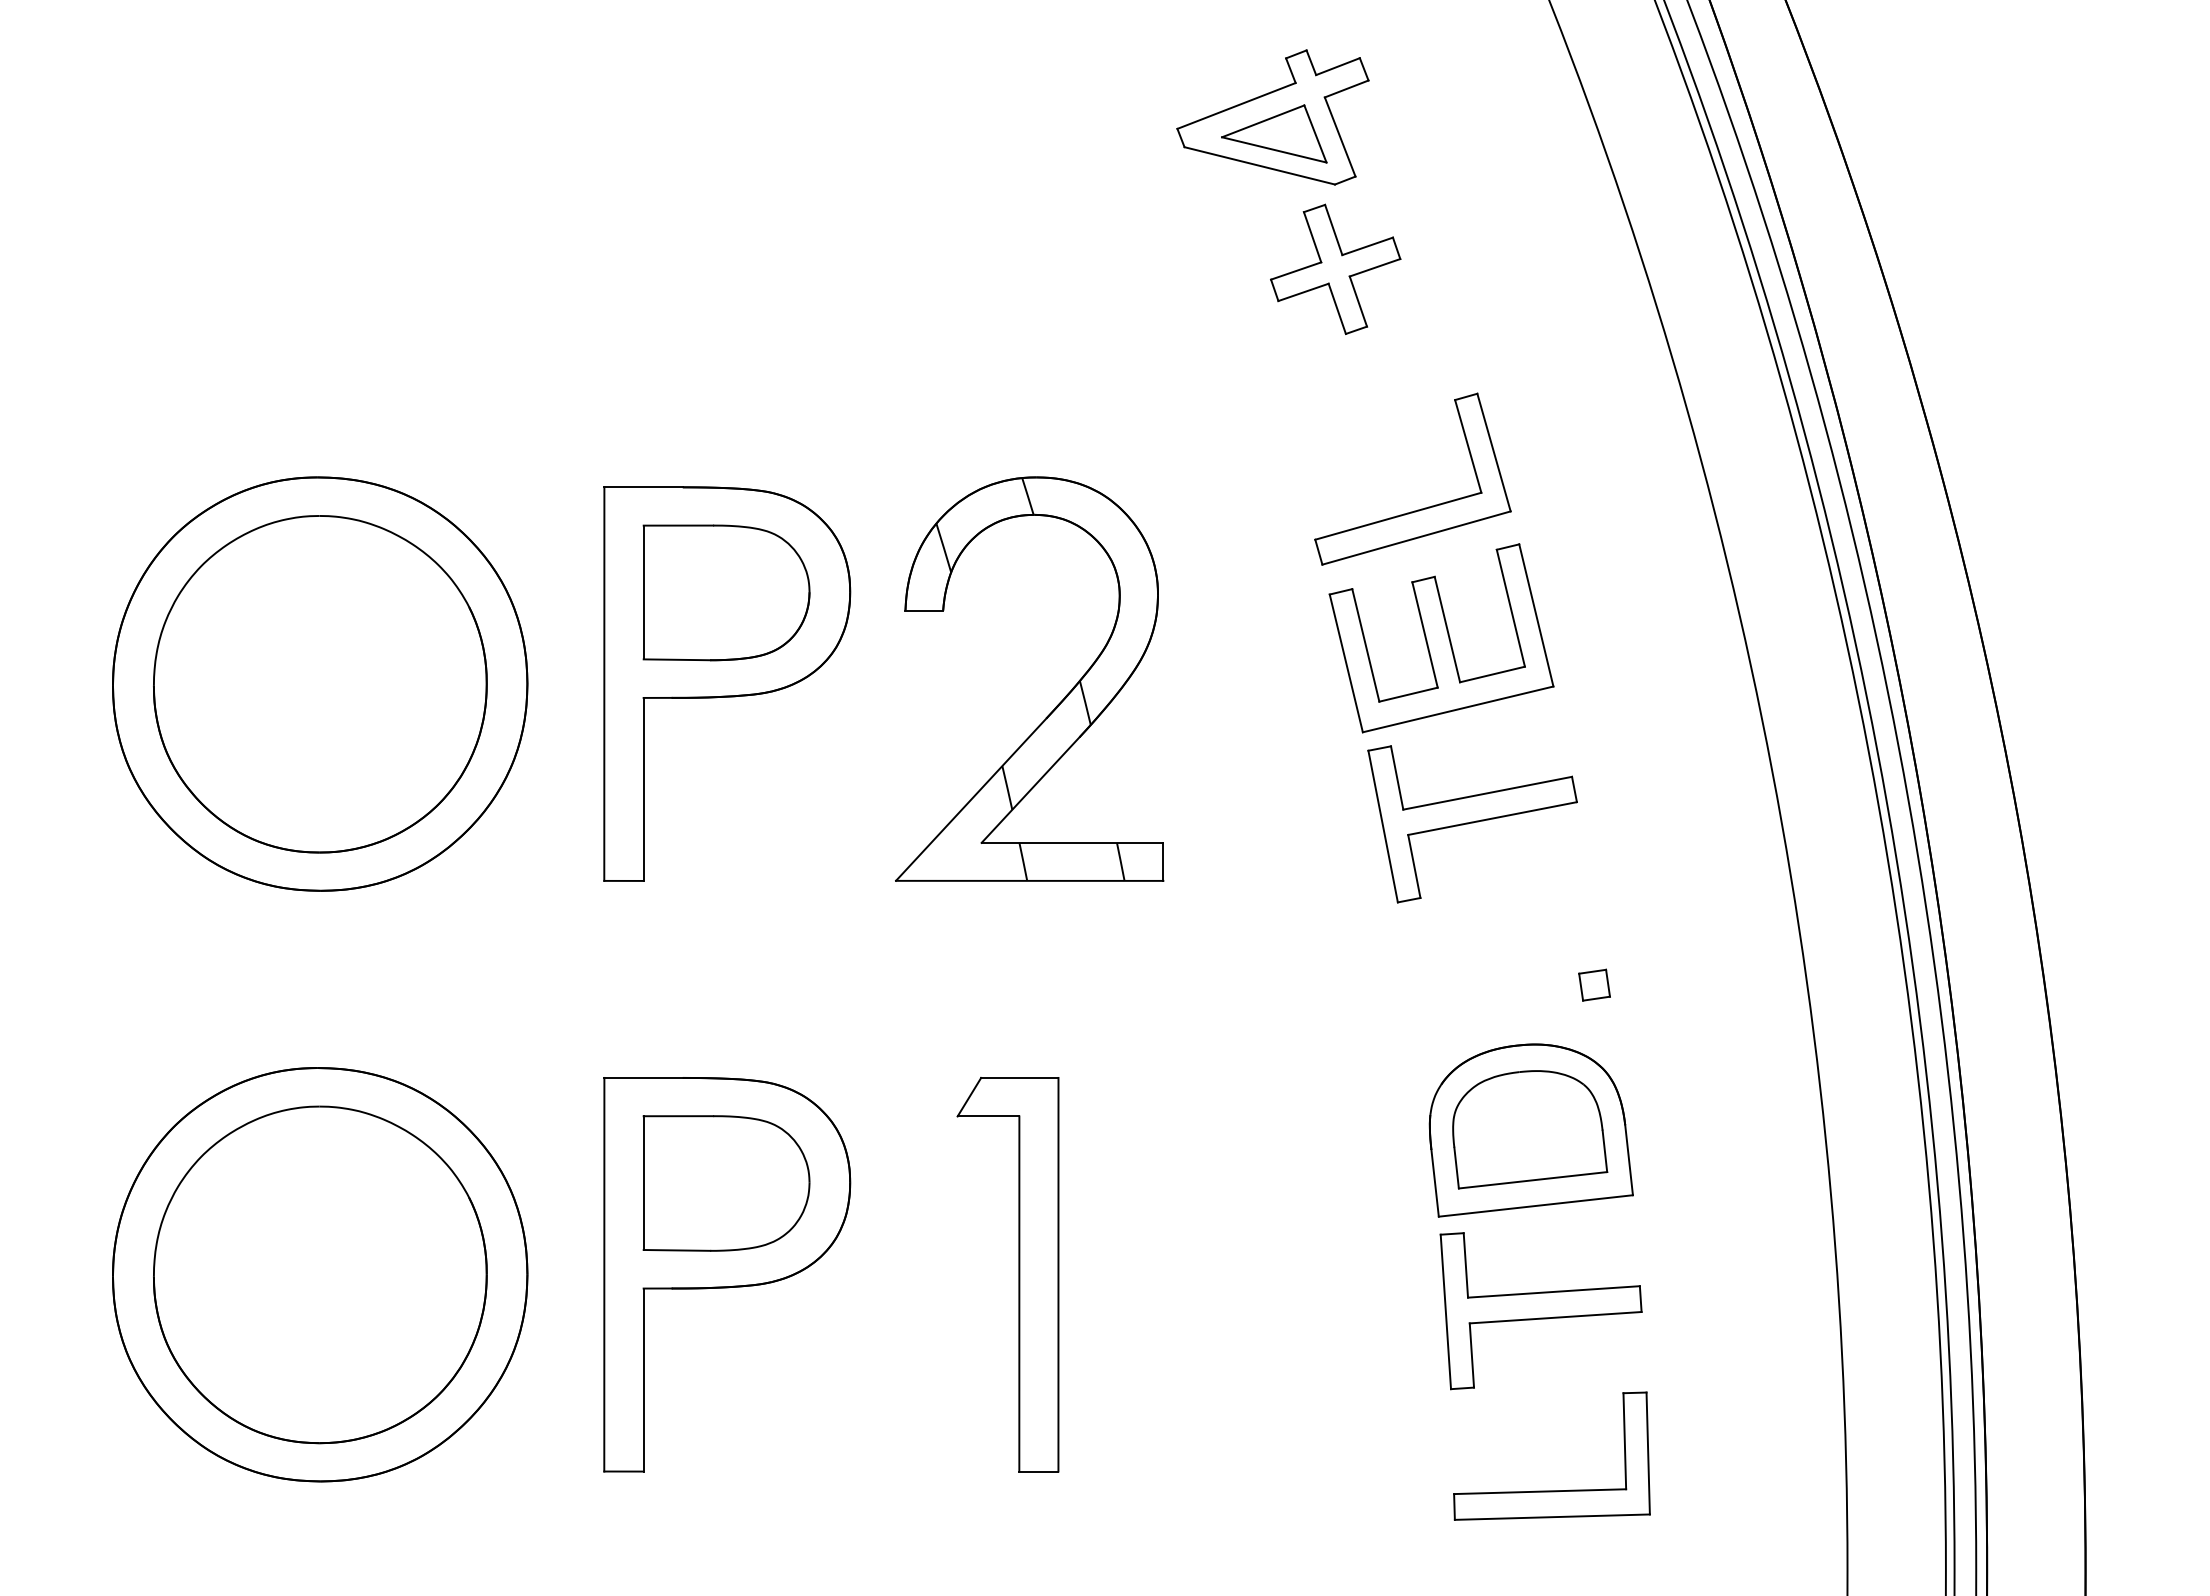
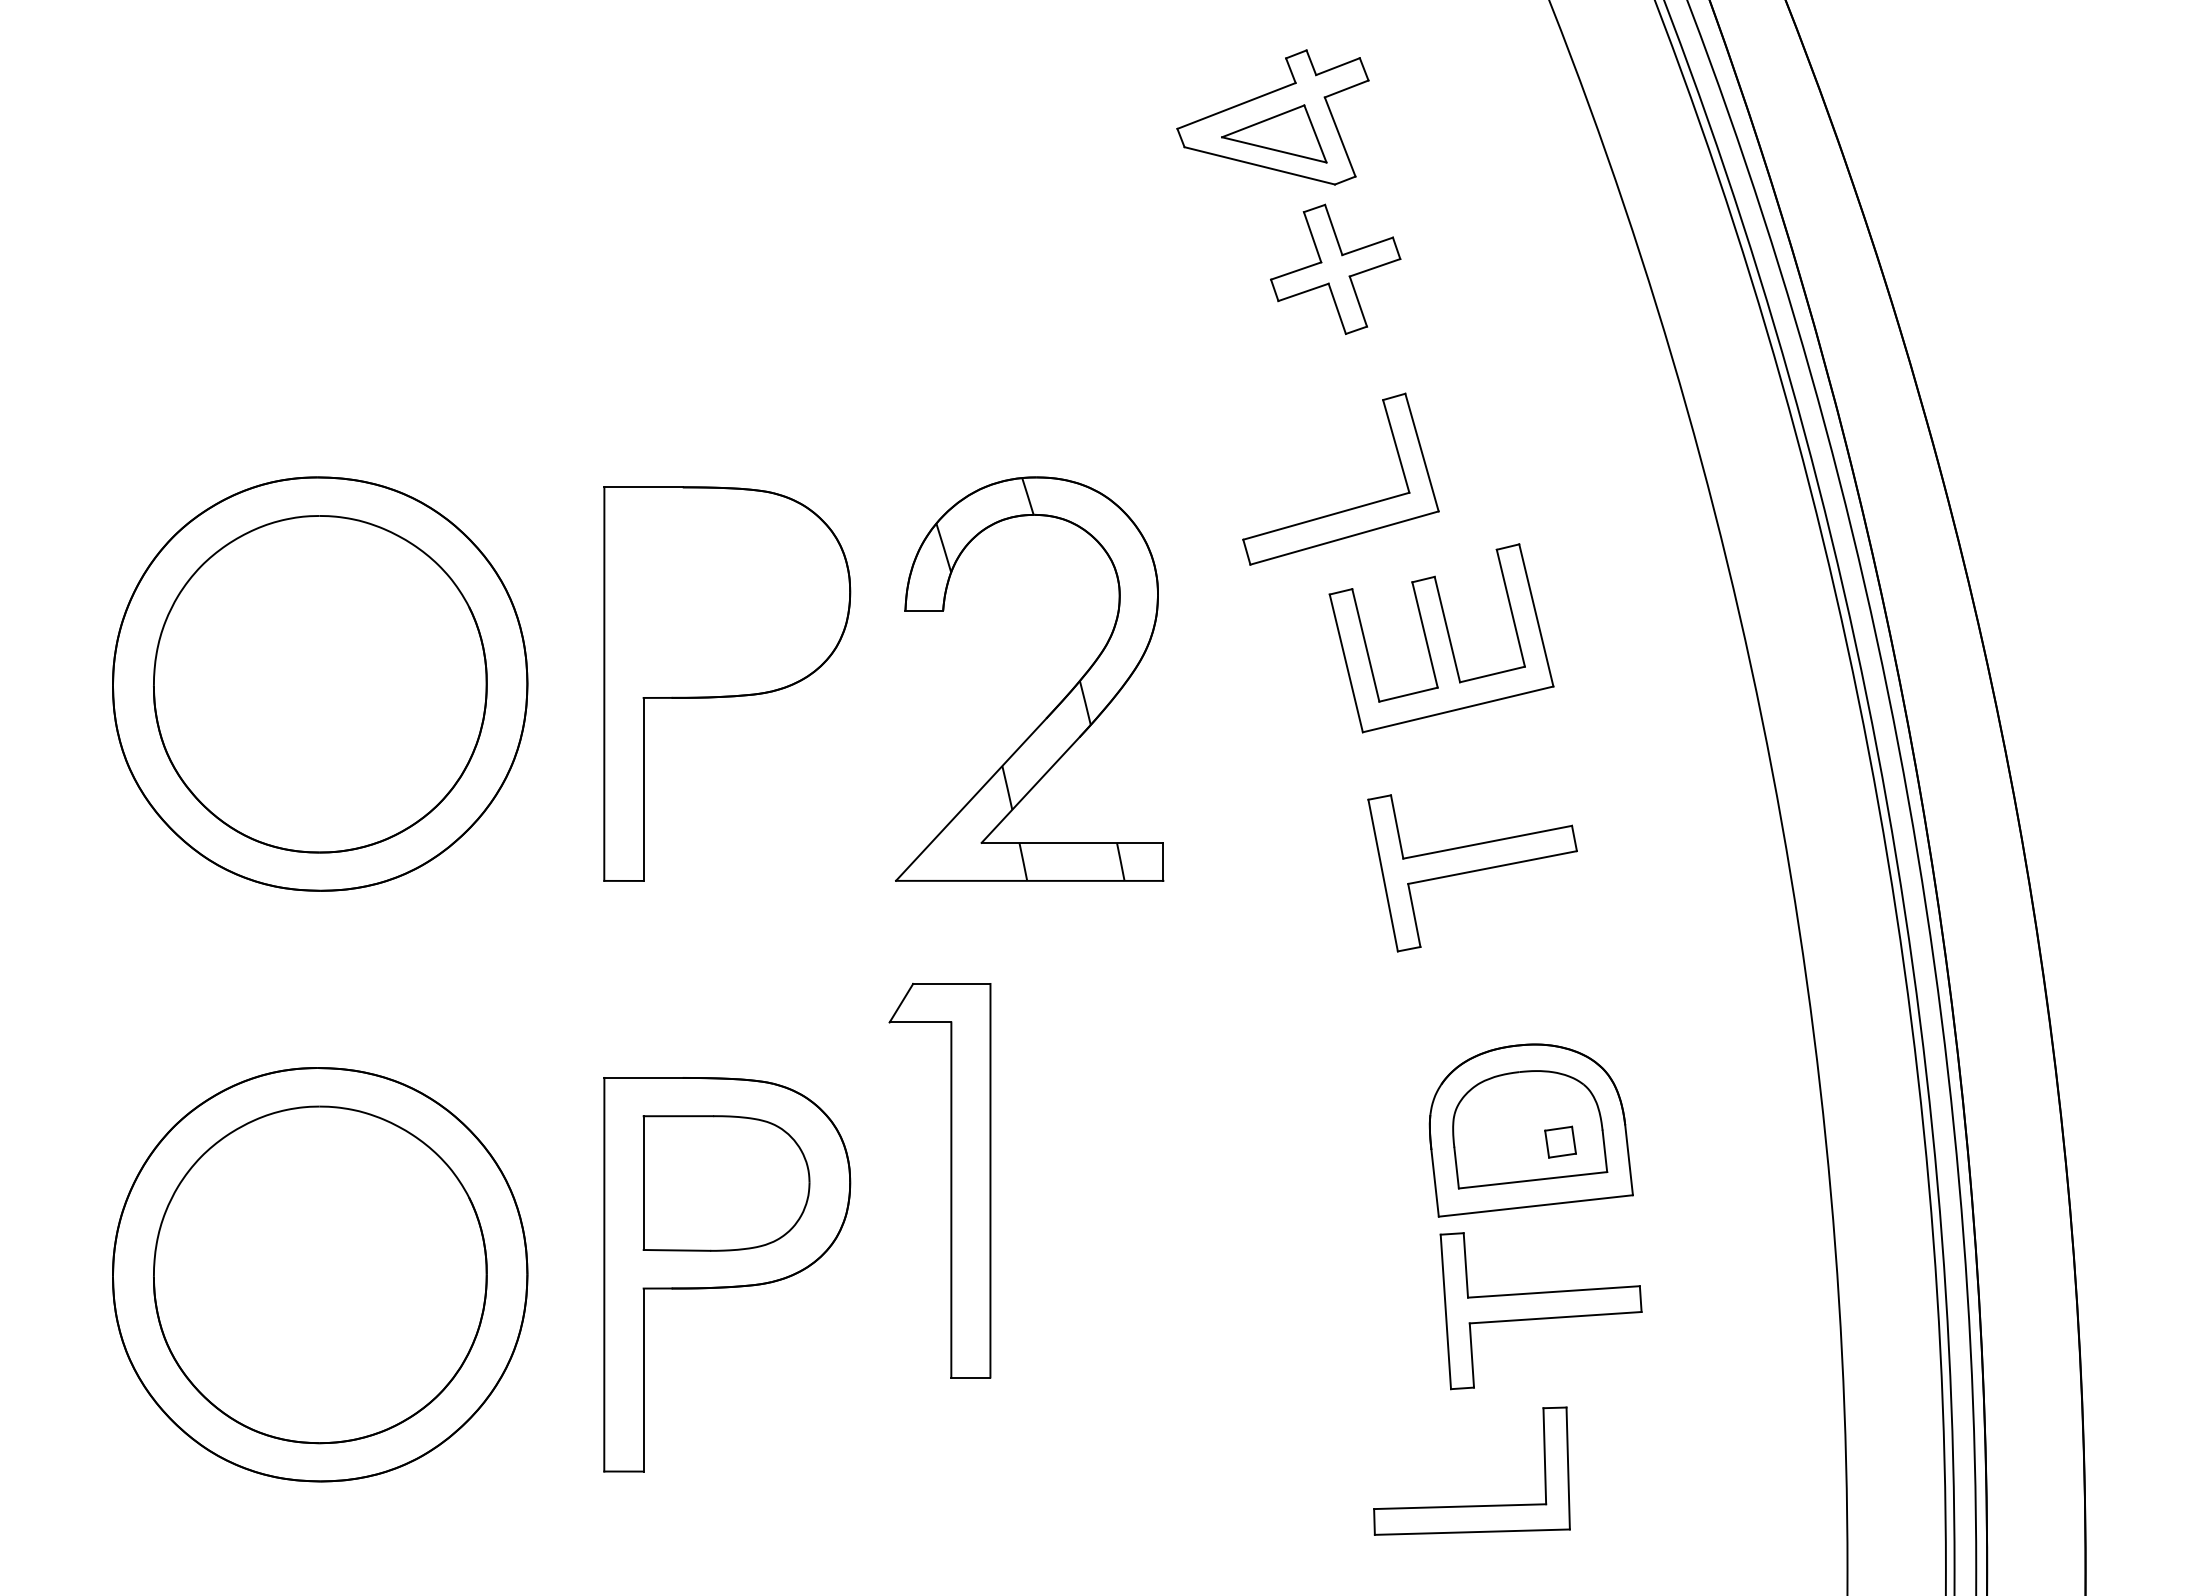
part position: (1421, 508) -> (1349, 508) (1349, 508)
part: present -> none (726, 592)
part position: (1472, 824) -> (1472, 873) (1472, 873)
part position: (1594, 984) -> (1560, 1141) (1560, 1141)
part position: (1018, 1274) -> (950, 1180) (950, 1180)
part position: (1551, 1490) -> (1471, 1505) (1471, 1505)
